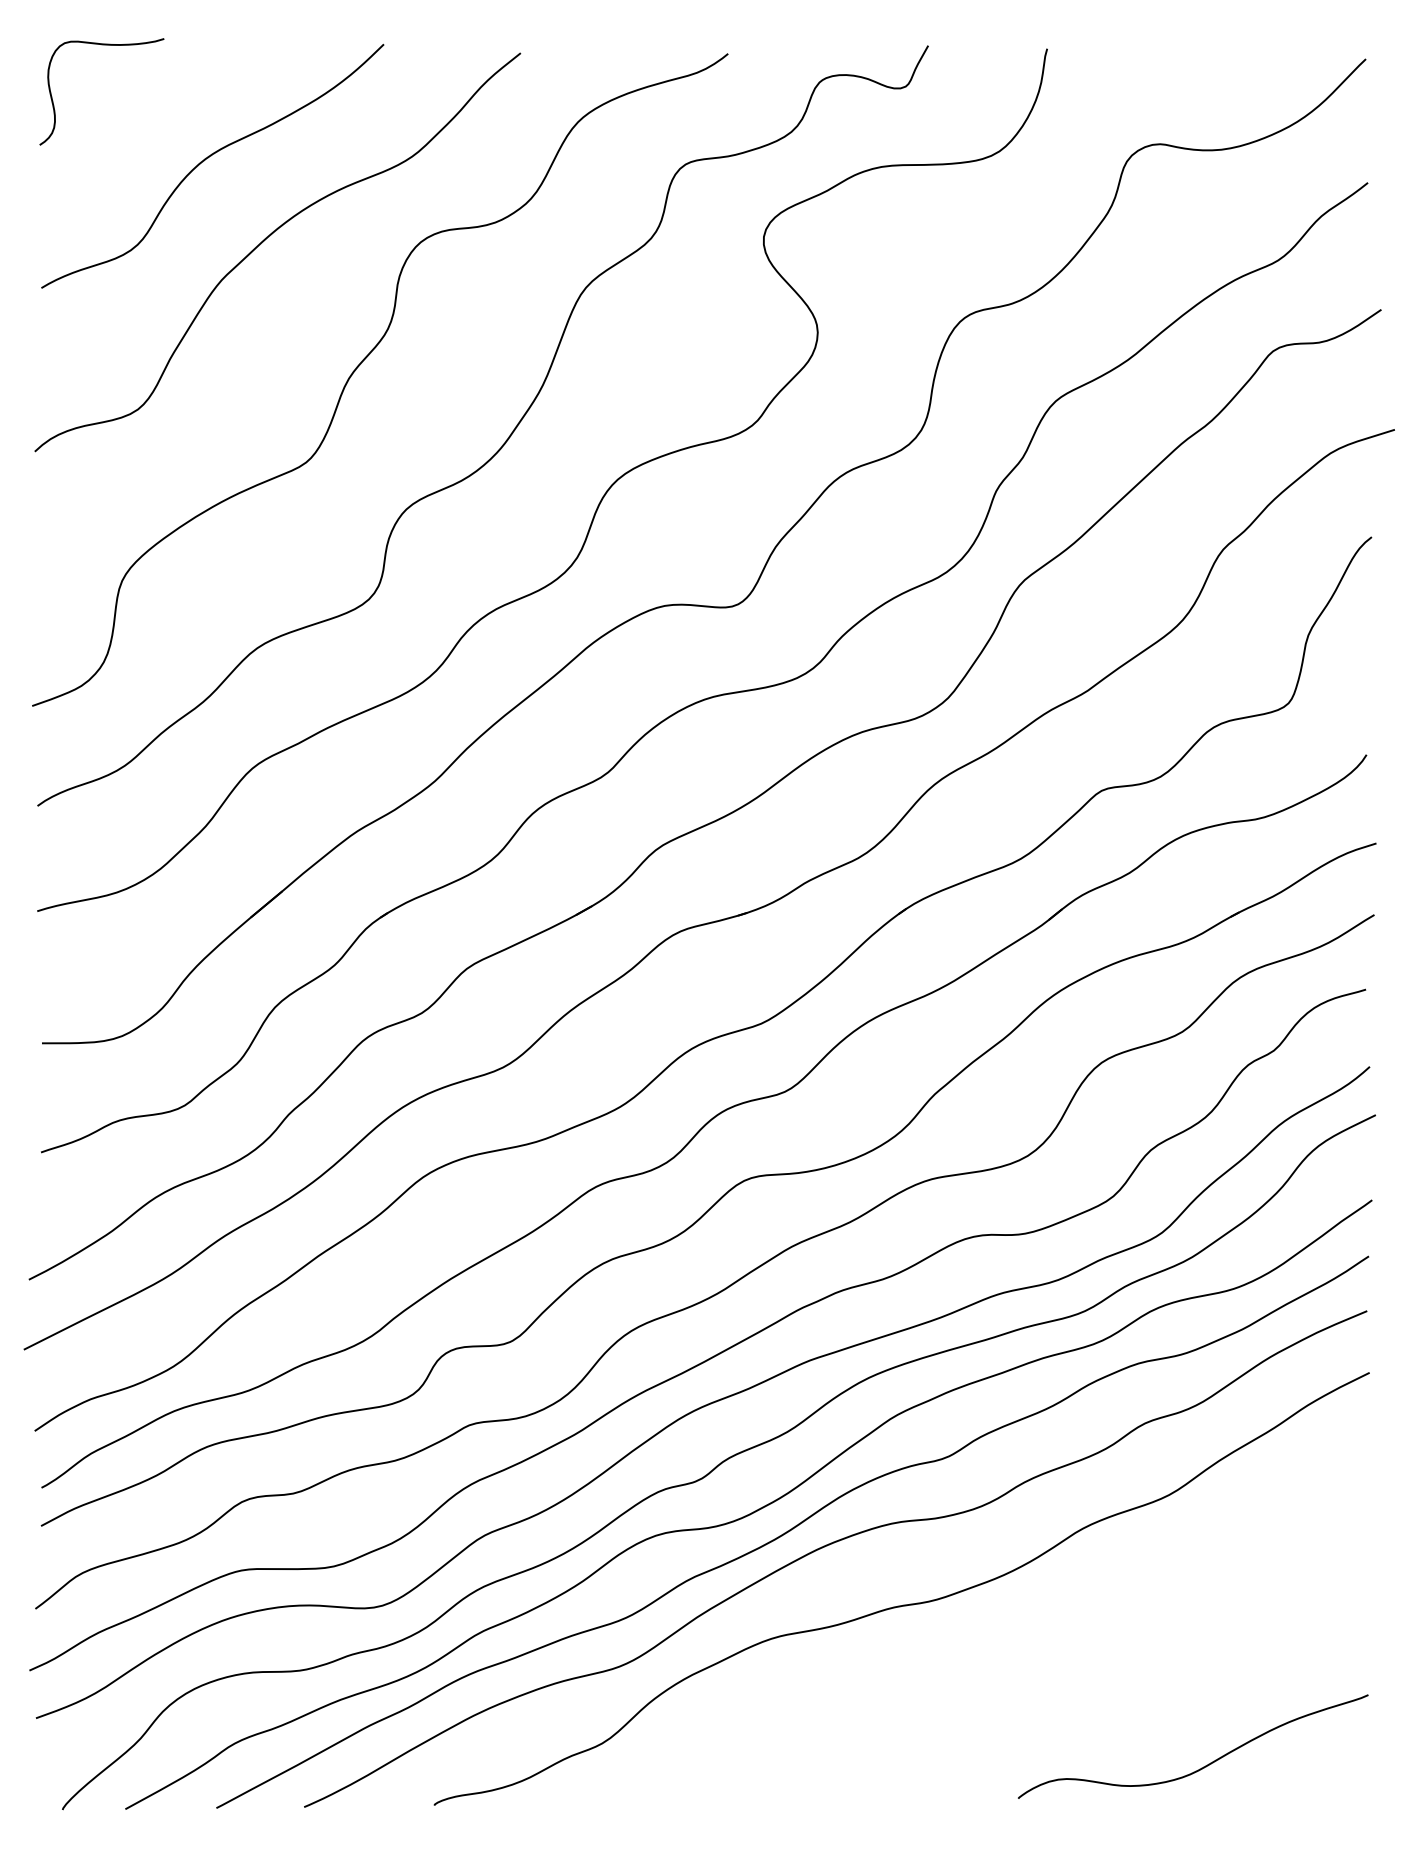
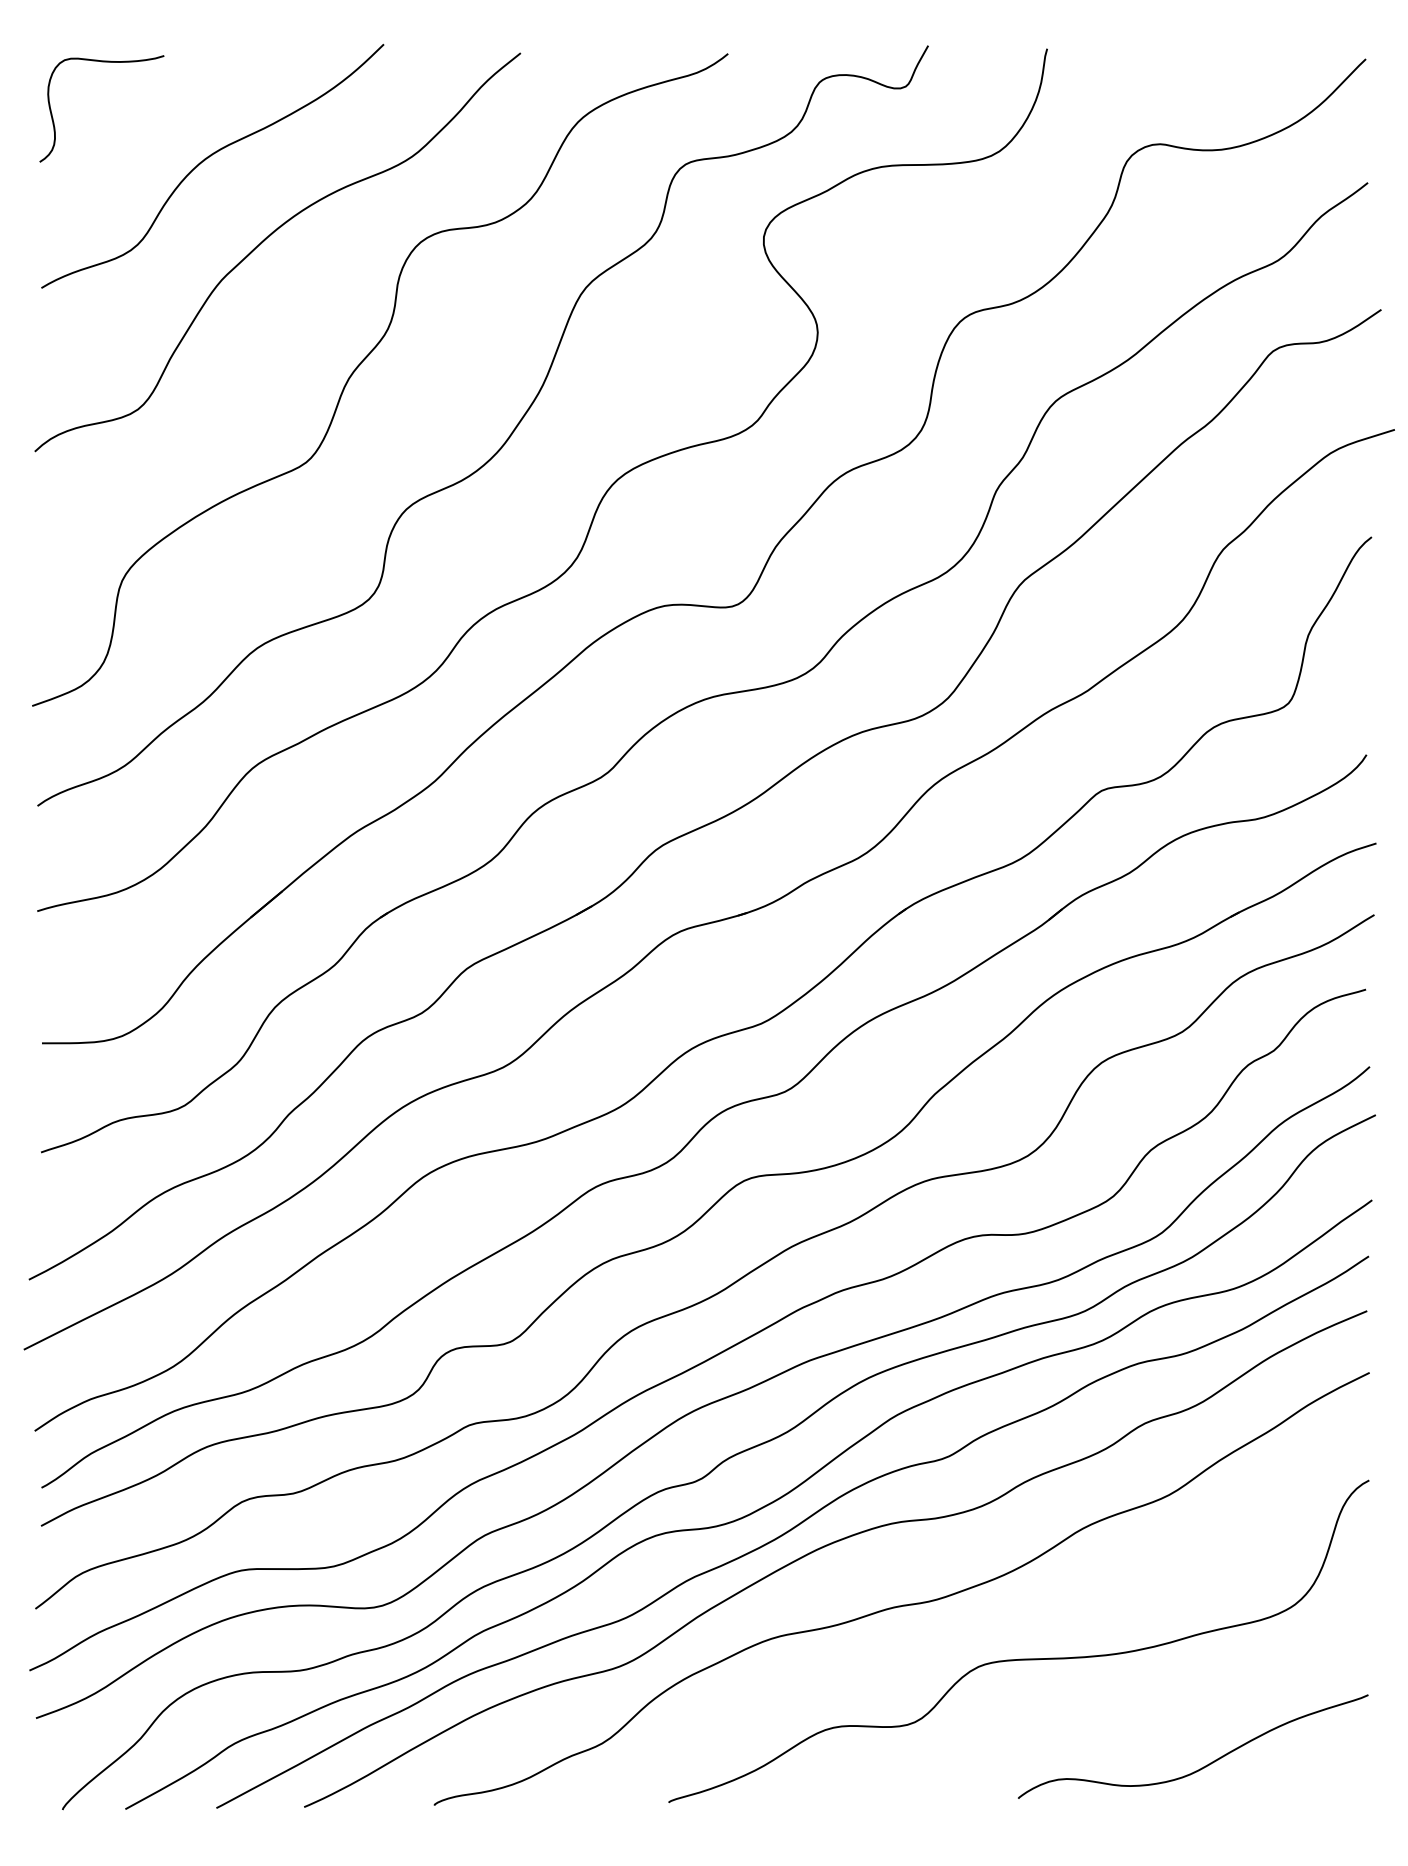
curve position: (101, 45) -> (101, 62) (101, 62)
curve: none -> present (1019, 1658)
